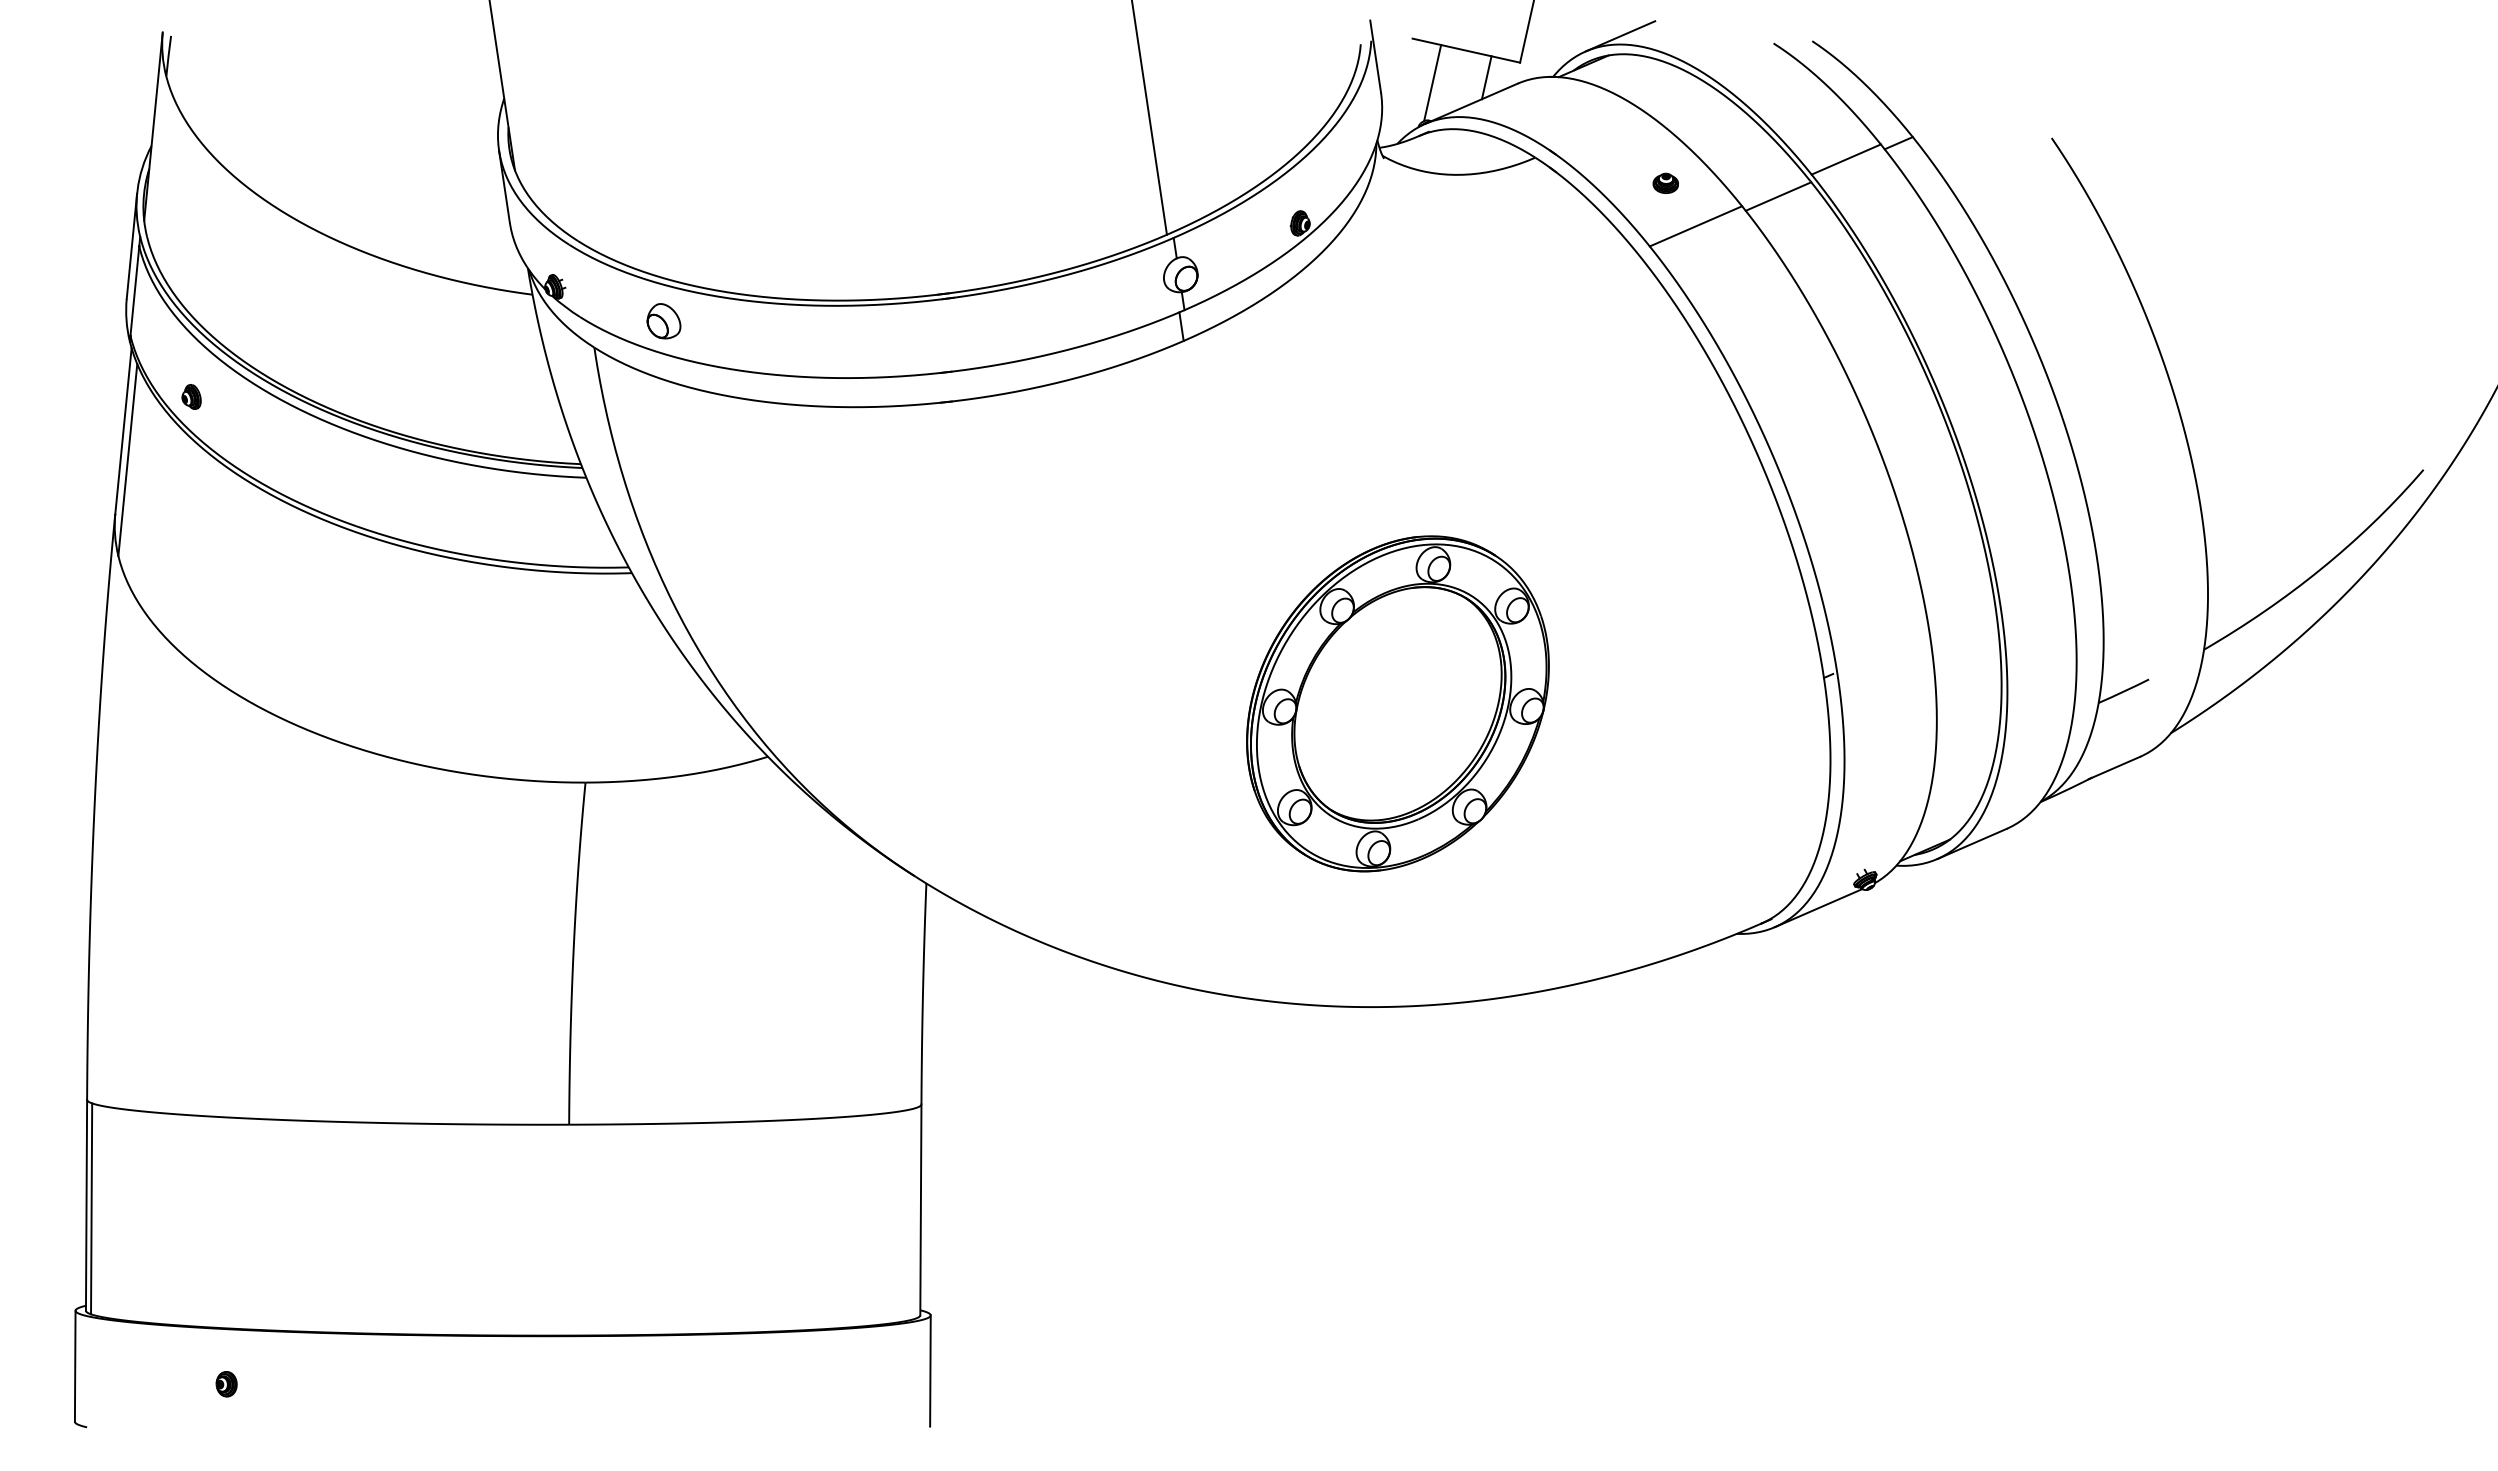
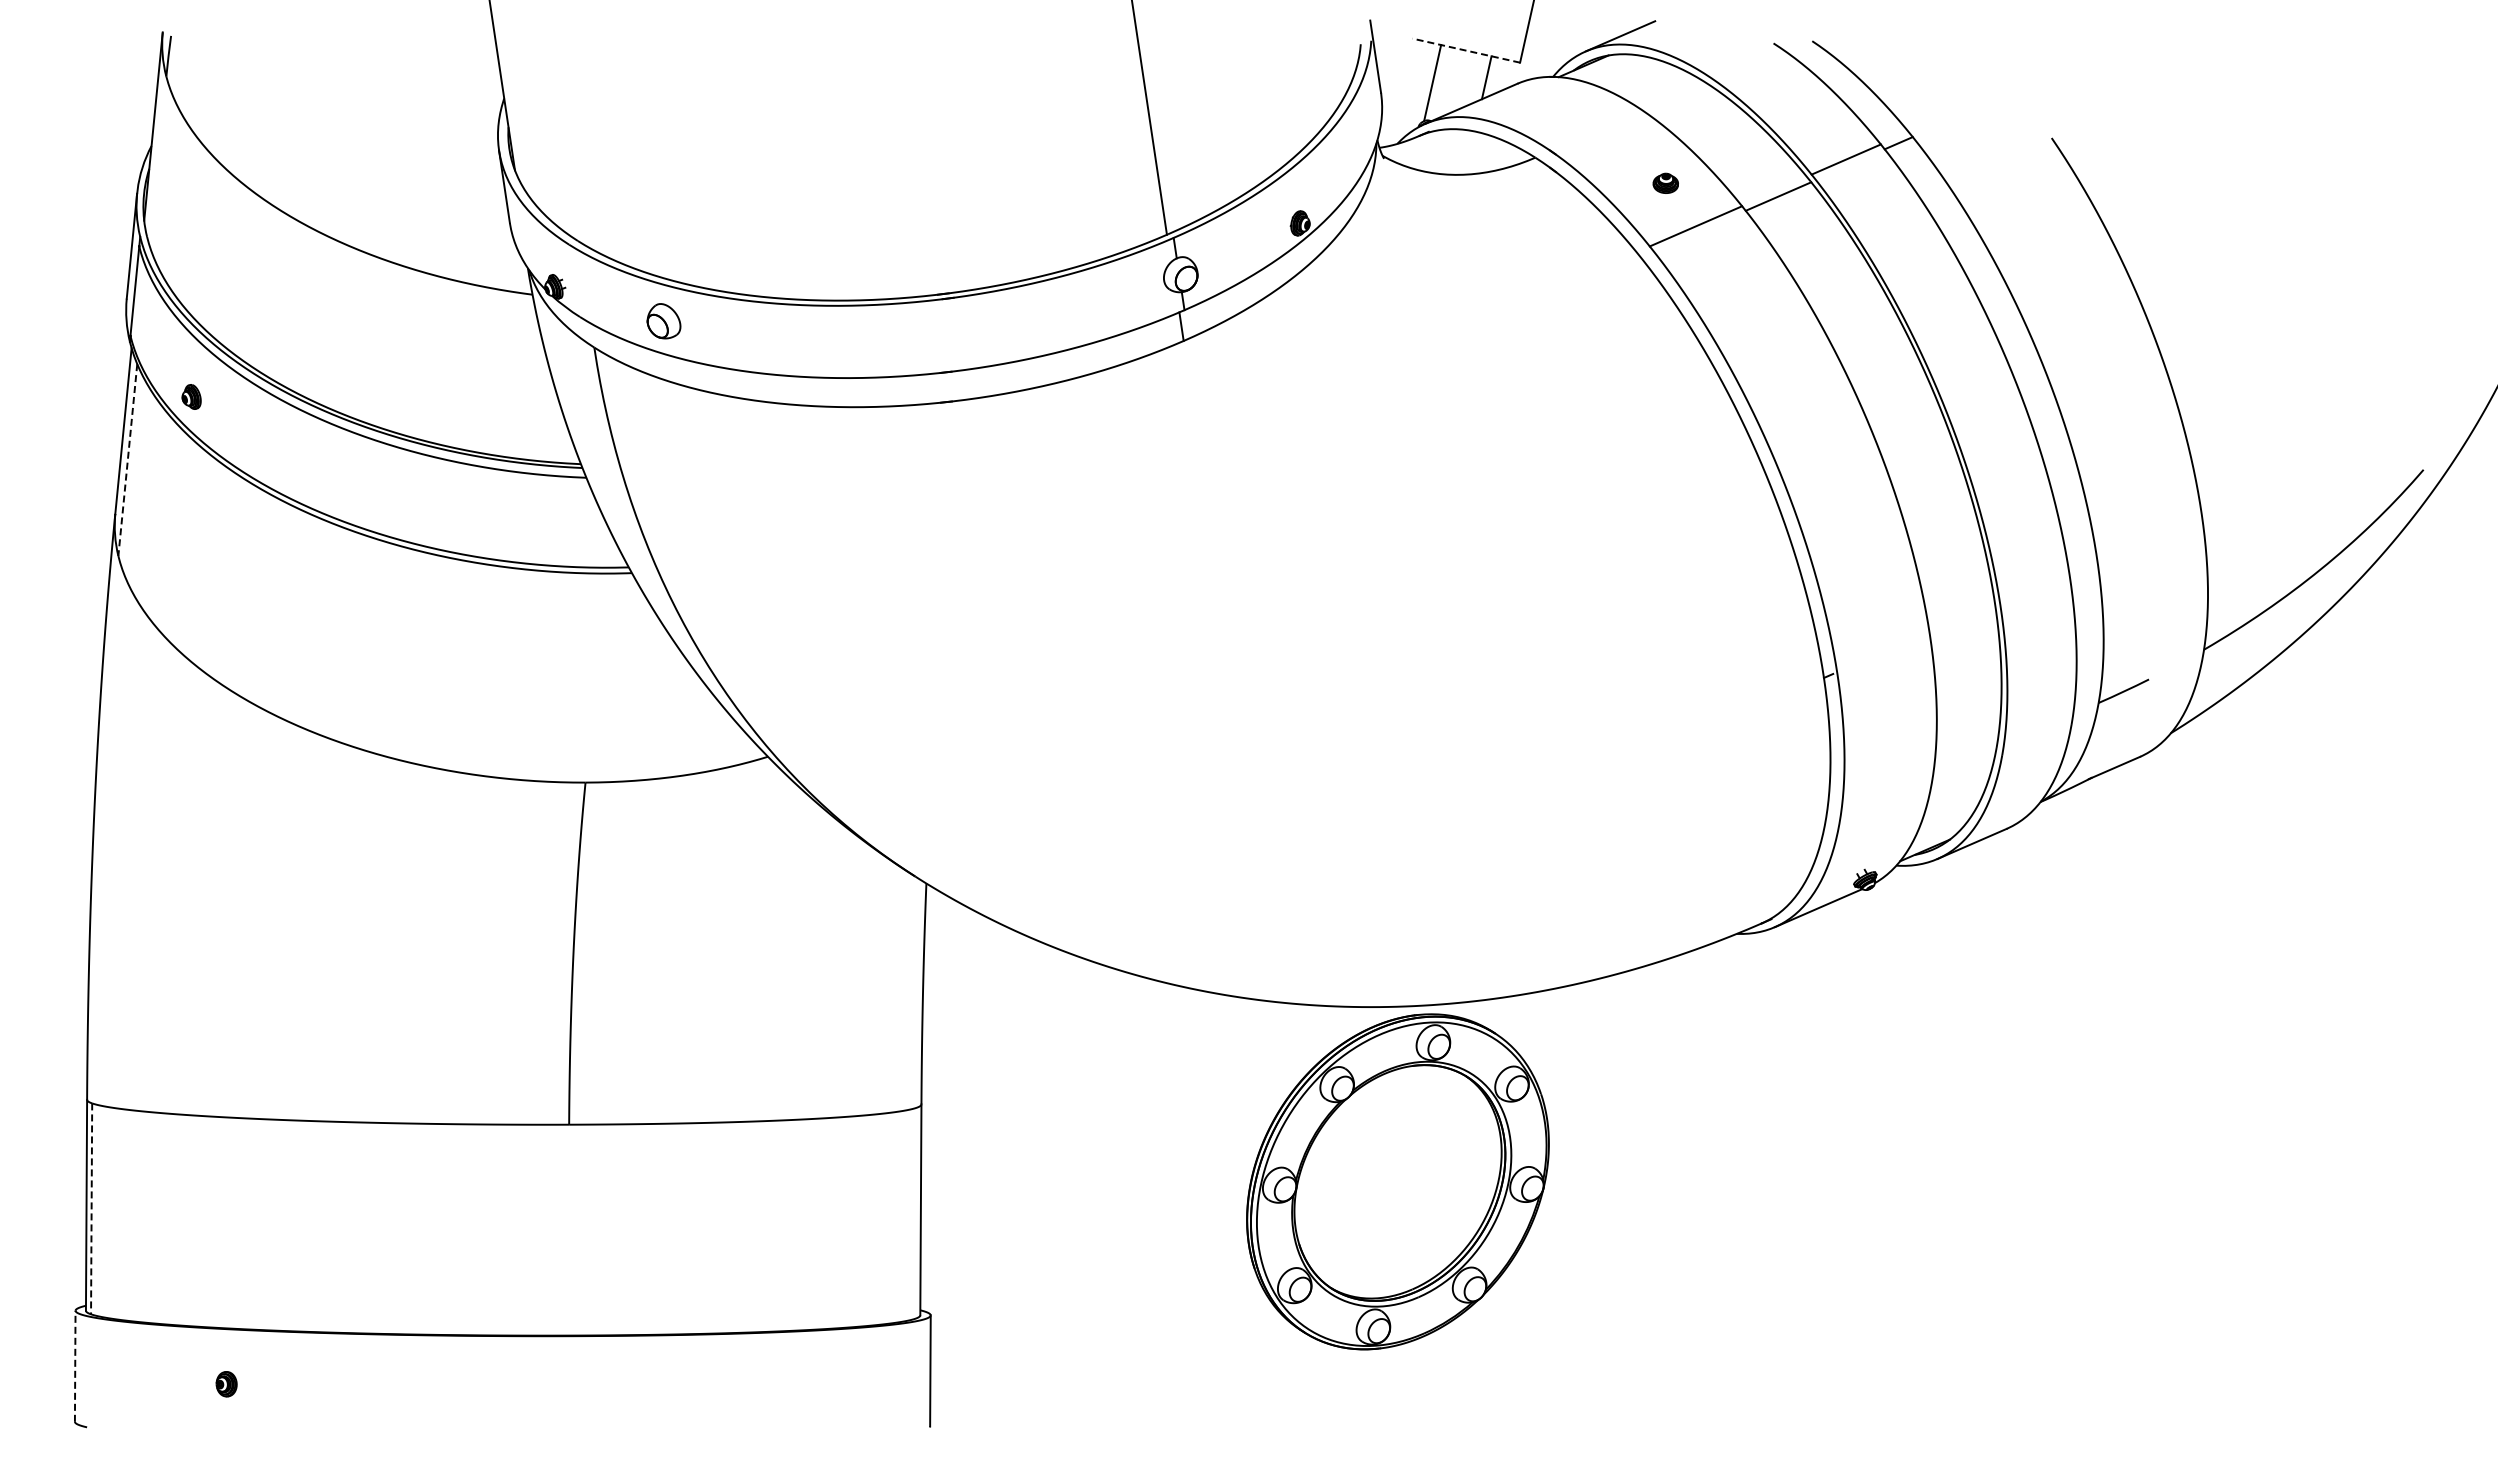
line: solid -> dashed (1465, 50)
line: solid -> dashed (127, 460)
part position: (1397, 703) -> (1397, 1181) (1397, 1181)
line: solid -> dashed (91, 1209)
line: solid -> dashed (75, 1366)
